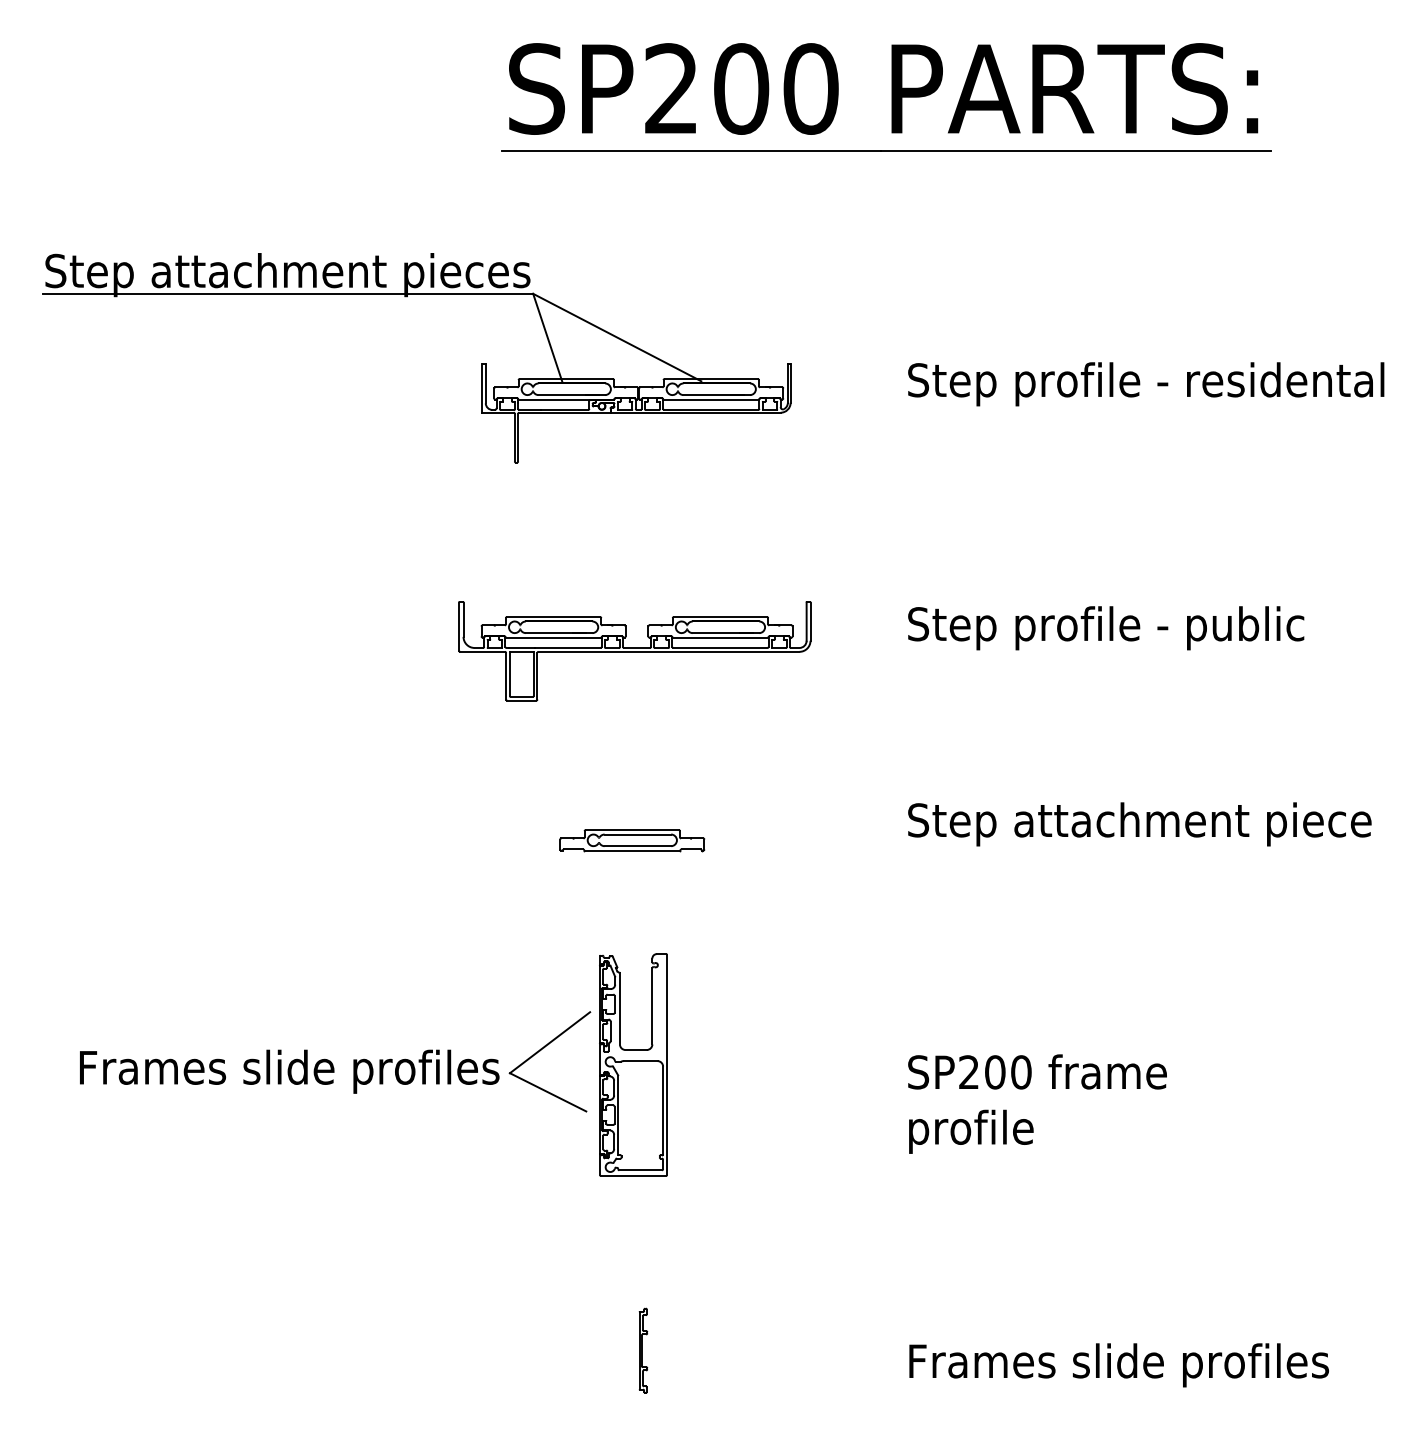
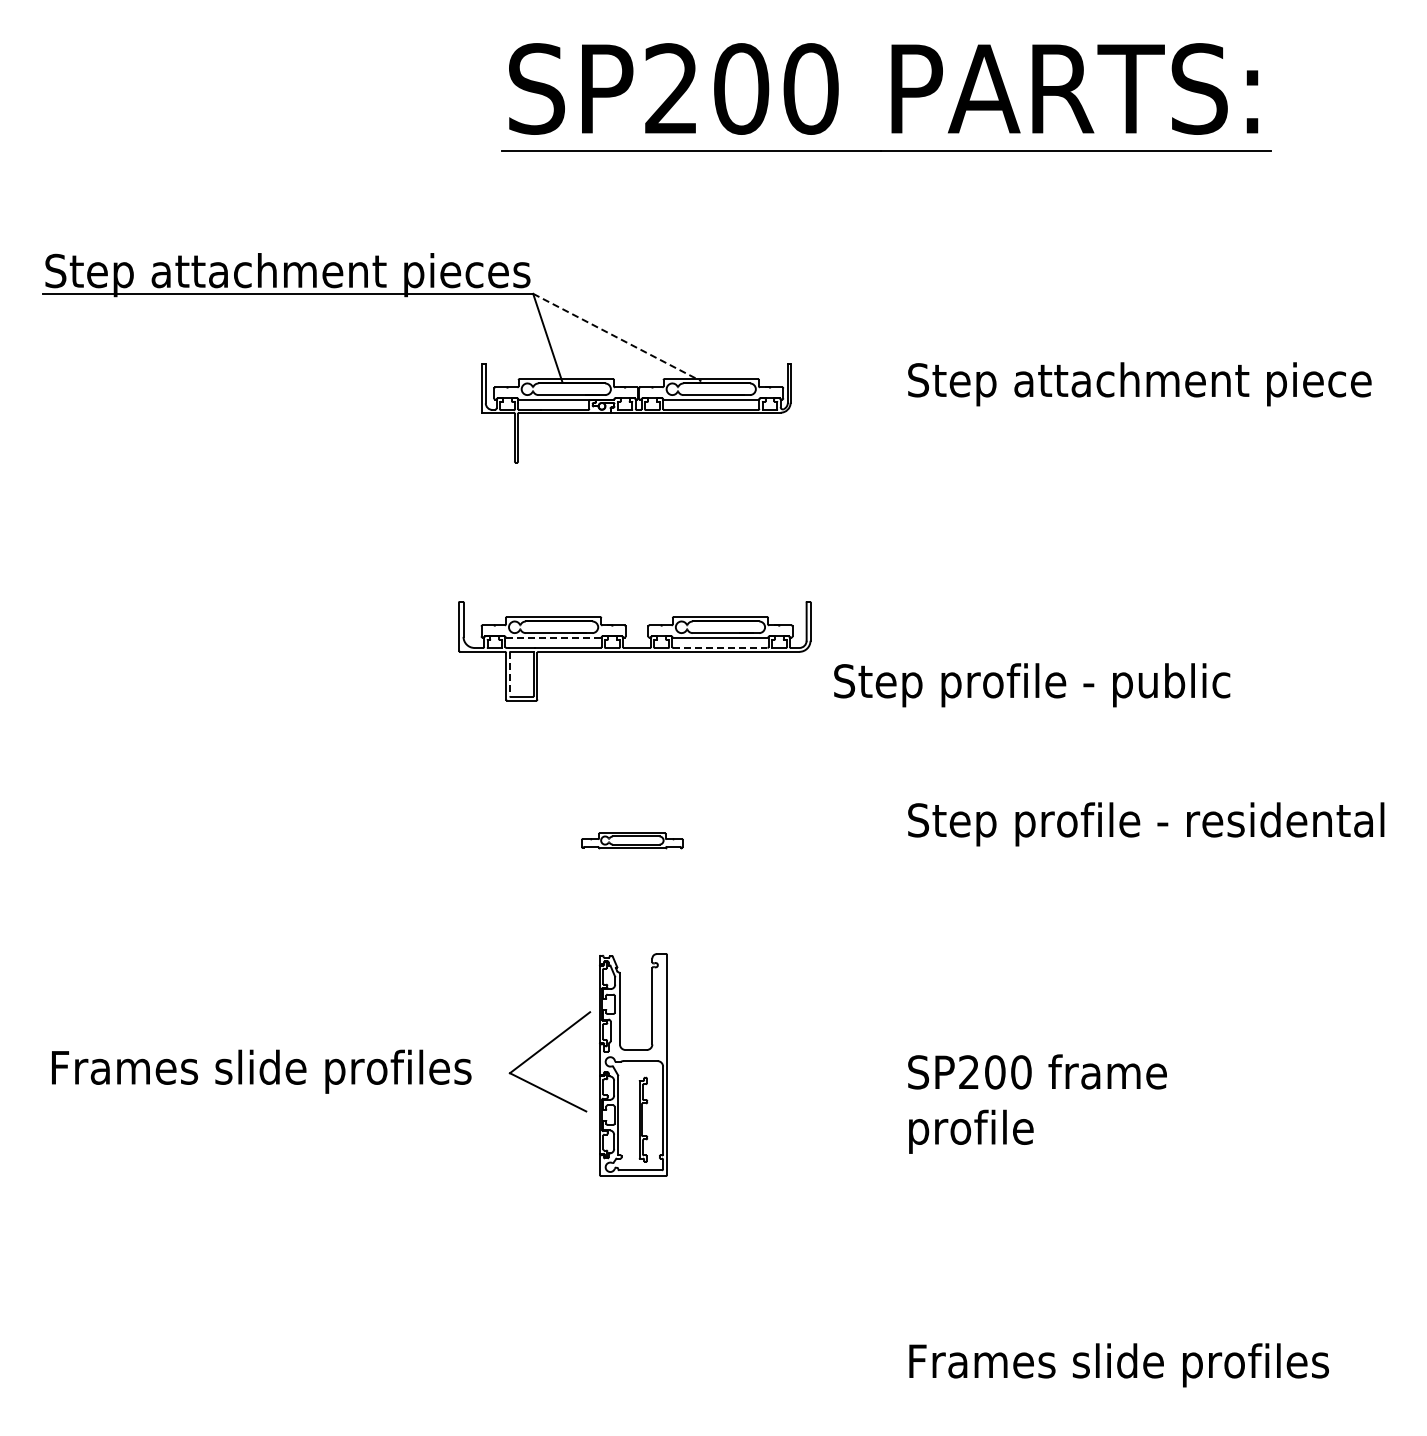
line: solid -> dashed (617, 337)
text: Step profile - residental -> Step attachment piece (1199, 384)
text position: (1106, 628) -> (1032, 685) (1032, 685)
line: solid -> dashed (554, 637)
line: solid -> dashed (720, 647)
line: solid -> dashed (510, 674)
text: Step attachment piece -> Step profile - residental (1199, 824)
part size: 147x24 px -> 103x18 px (632, 840)
text position: (289, 1071) -> (261, 1071) (261, 1071)
part position: (643, 1350) -> (643, 1119) (643, 1119)
